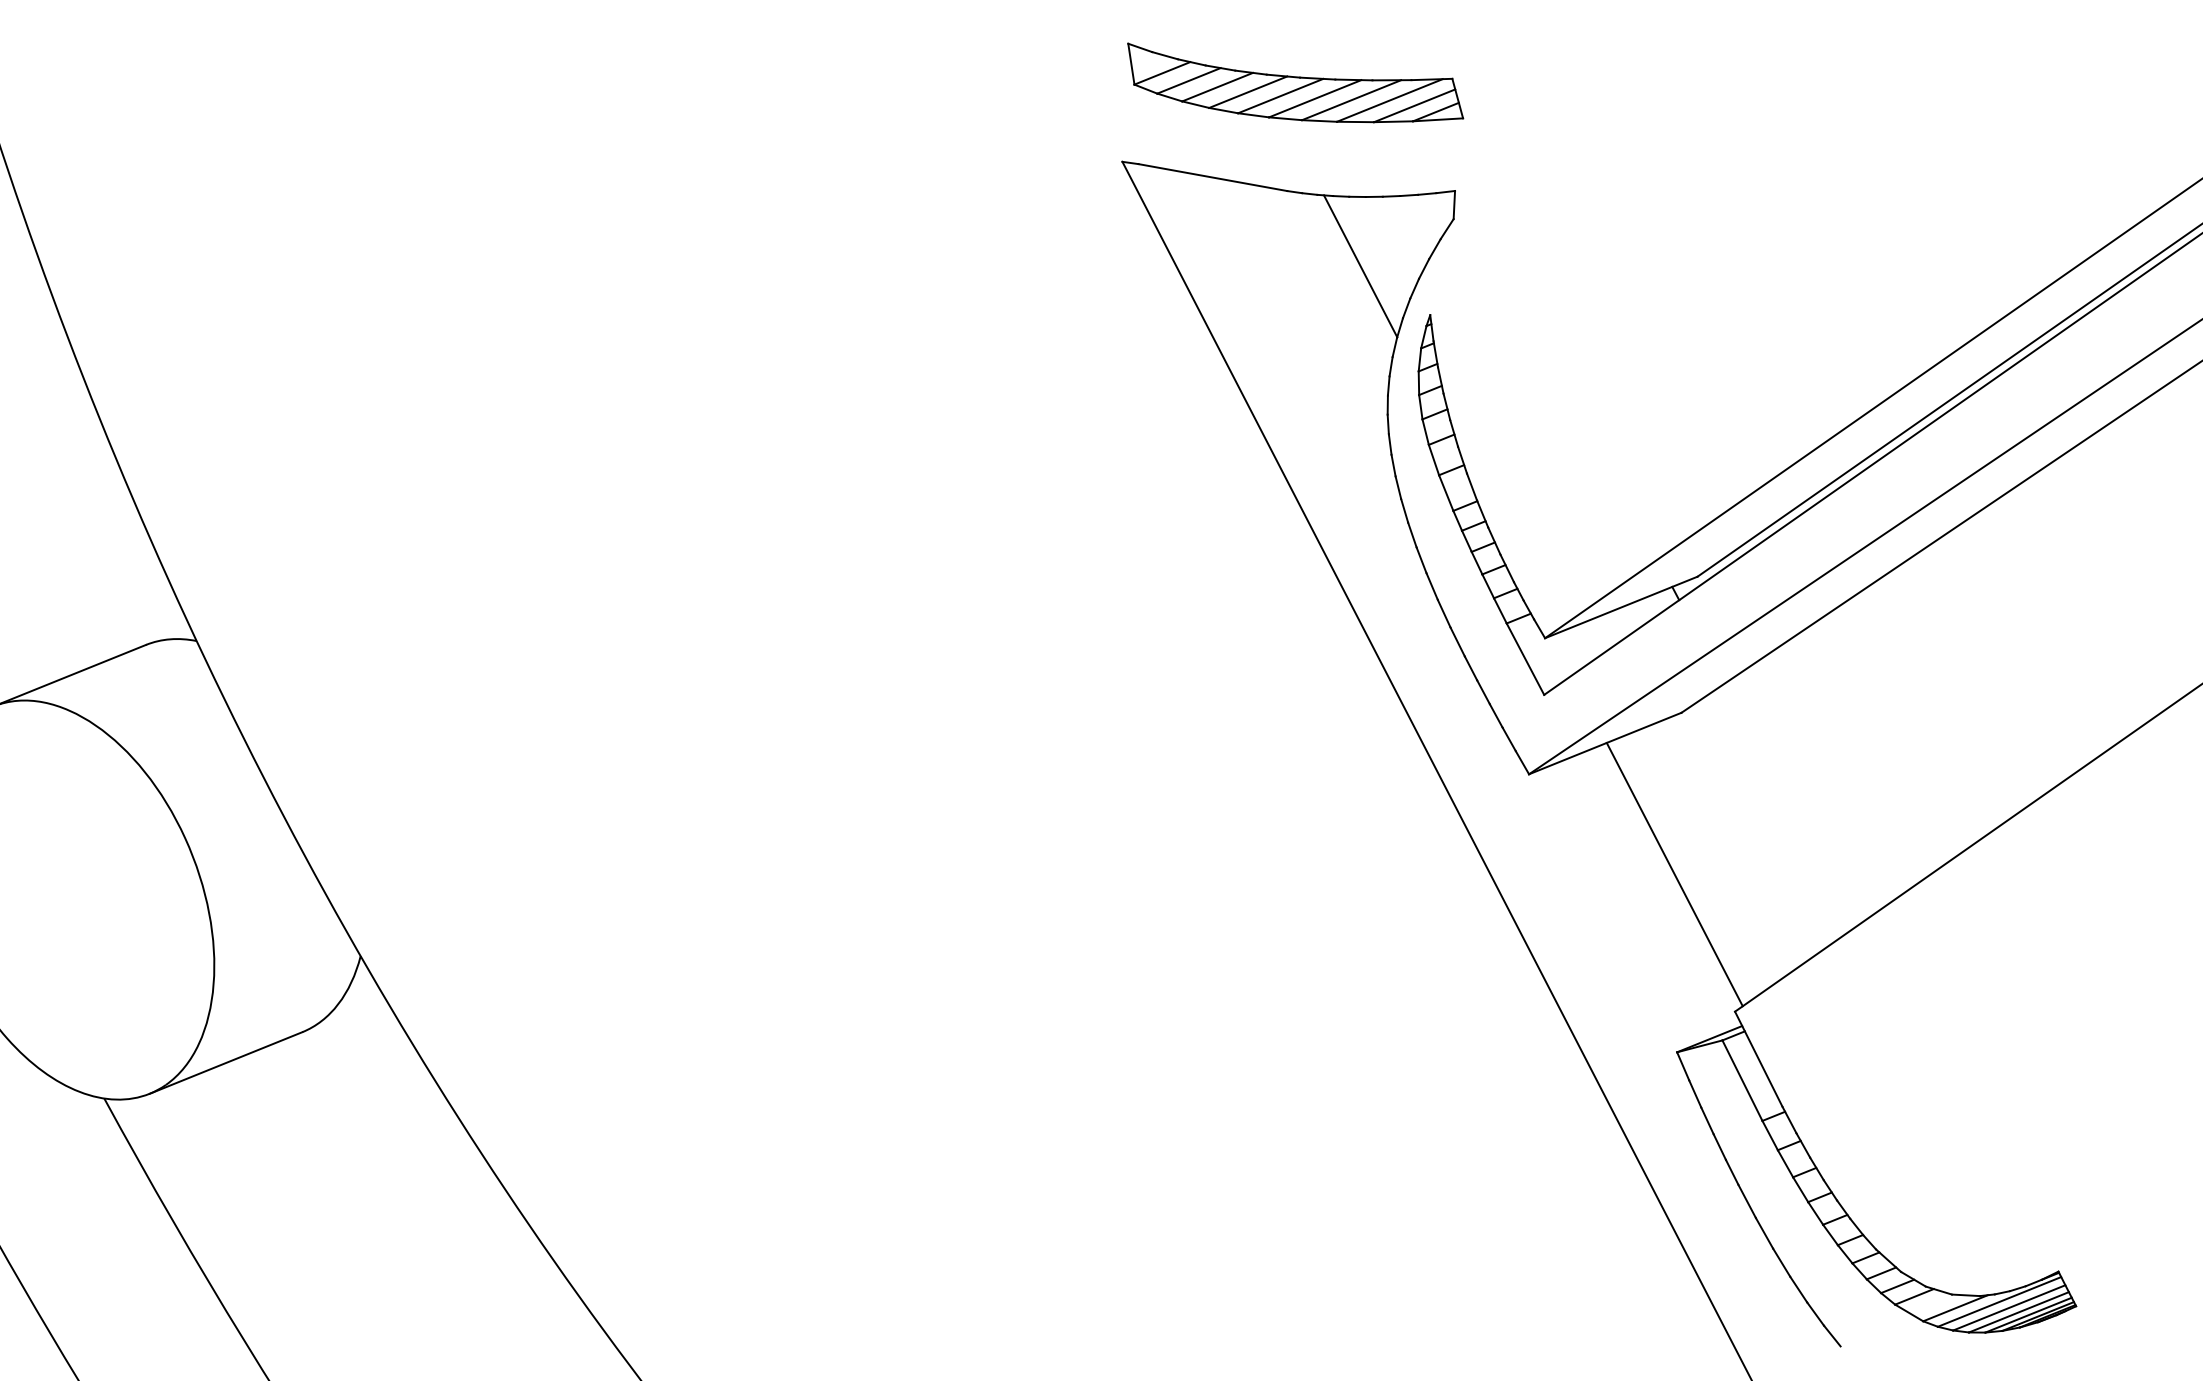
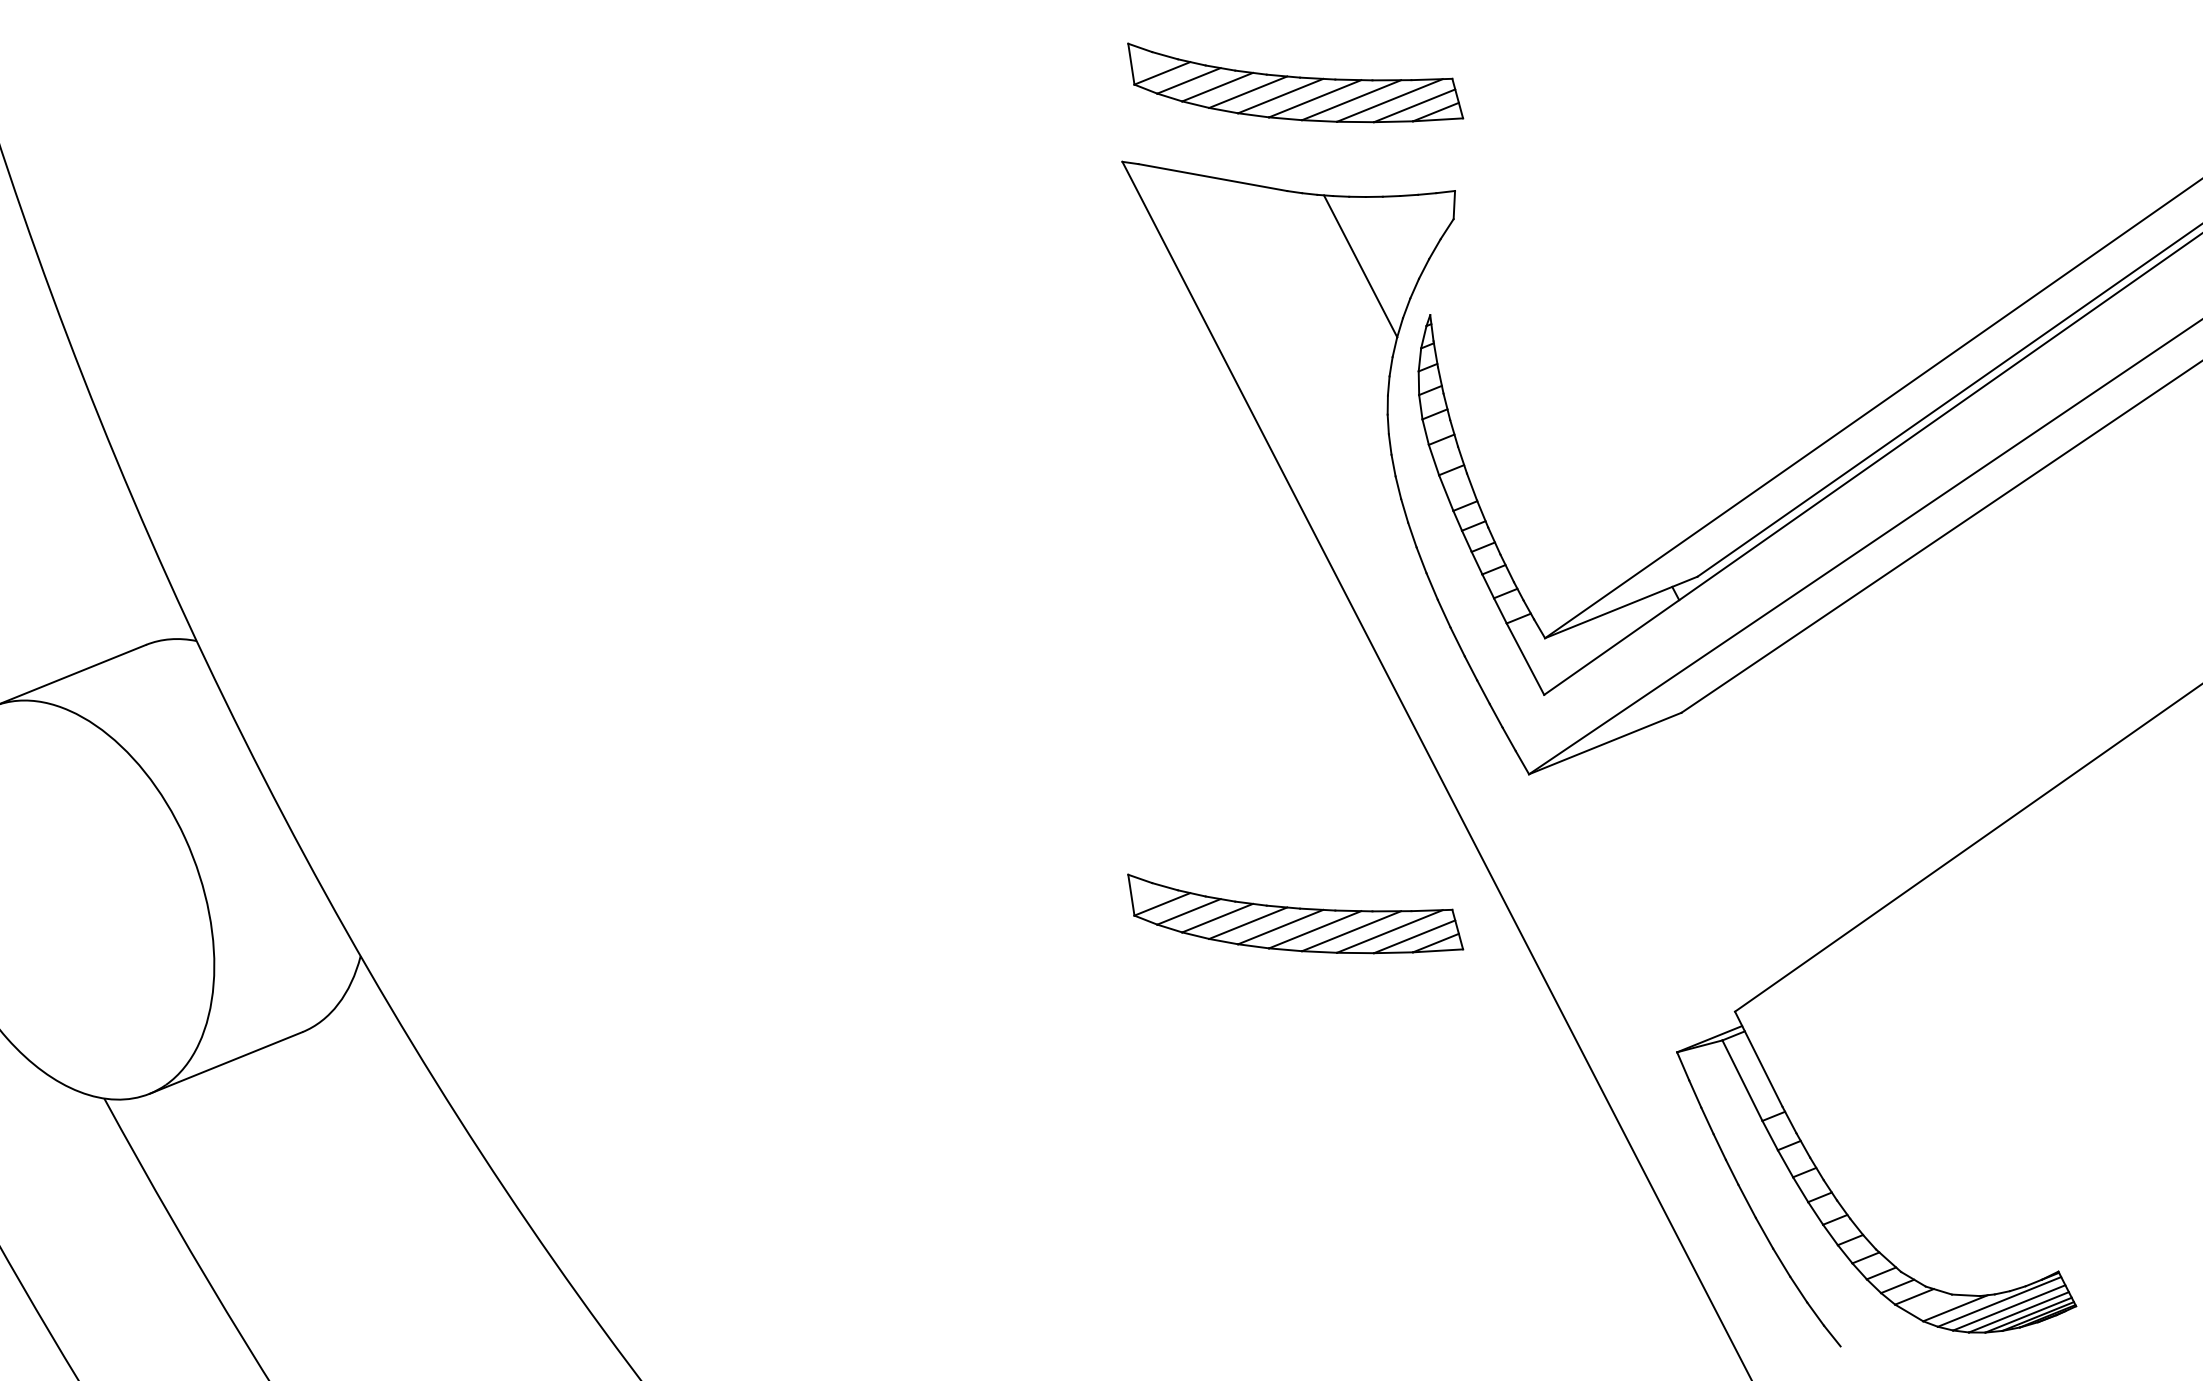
line: present -> none (1674, 874)
part: none -> present (1295, 913)
